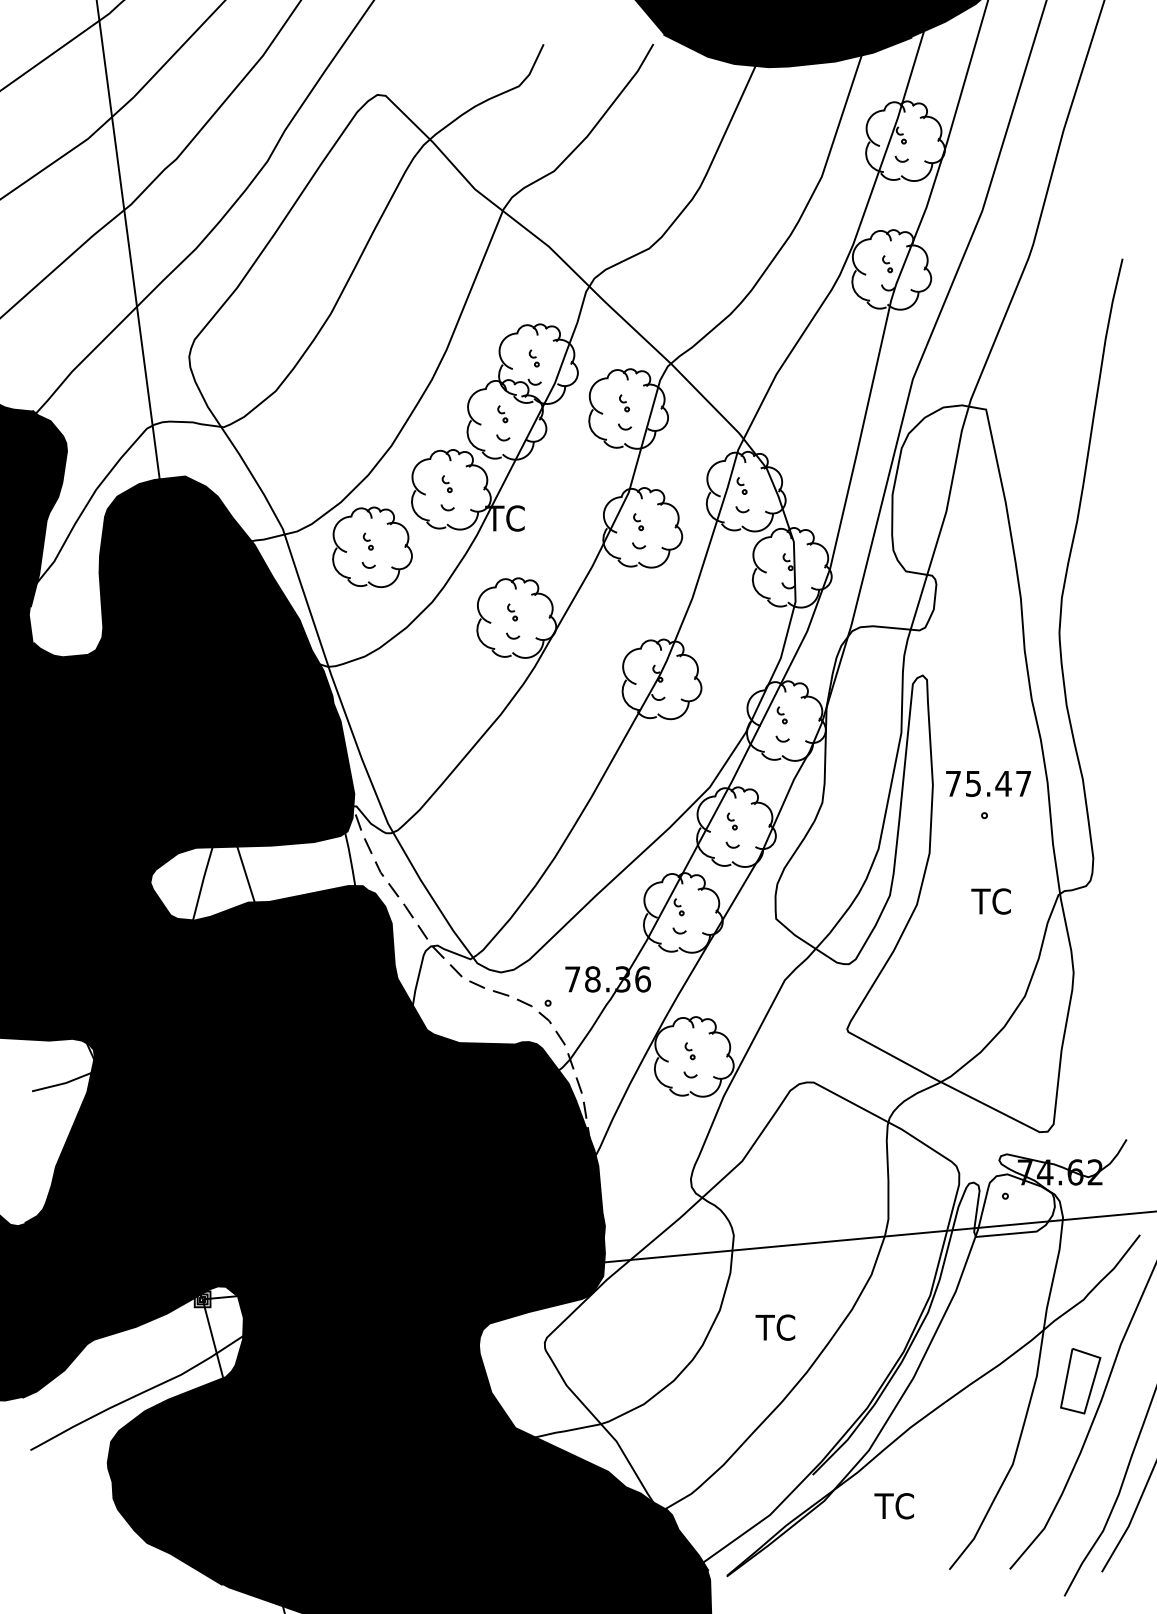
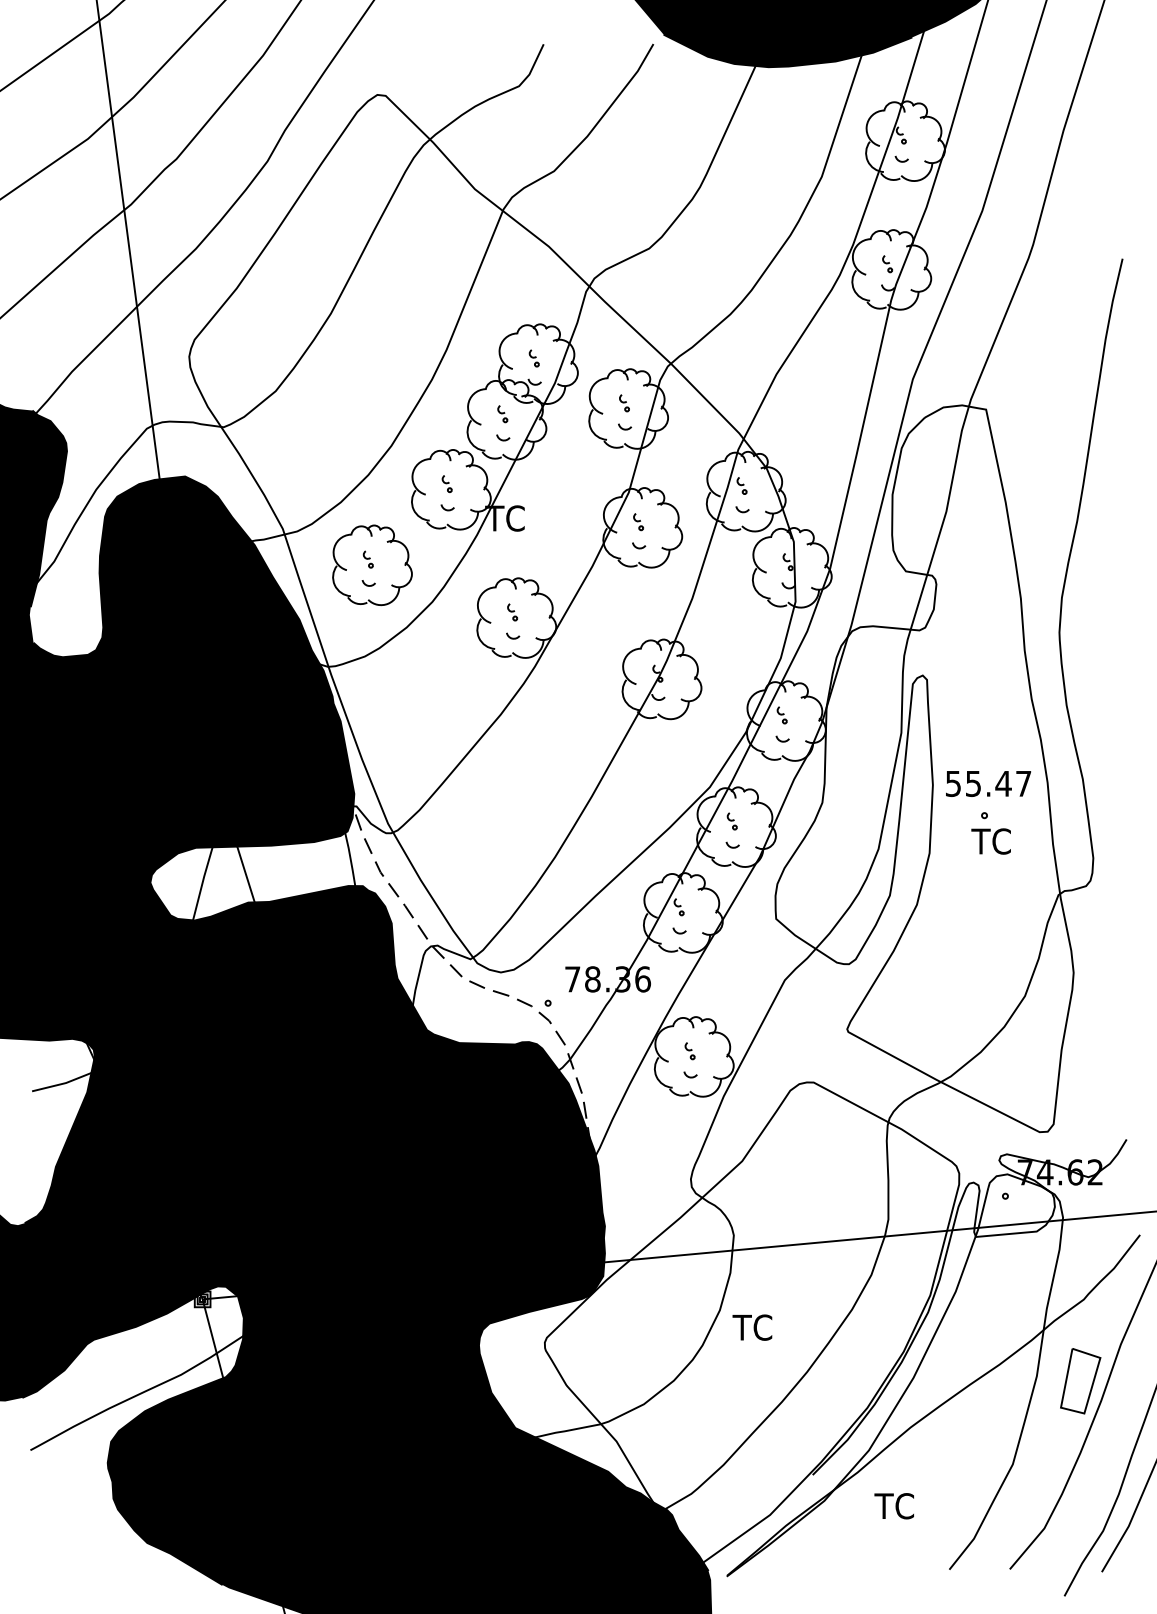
part position: (372, 547) -> (372, 565) (372, 565)
text: 75.47 -> 55.47 (953, 783)
text position: (990, 901) -> (990, 841) (990, 841)
text position: (775, 1327) -> (752, 1327) (752, 1327)
